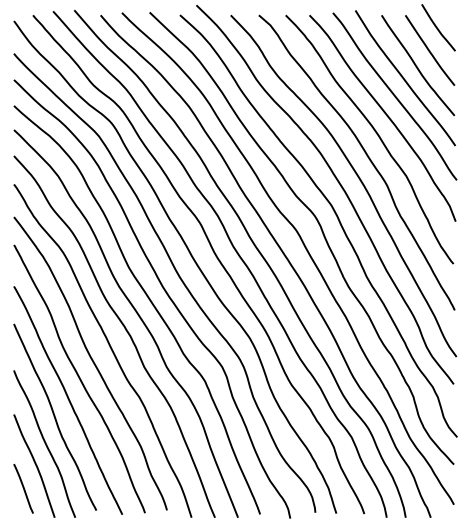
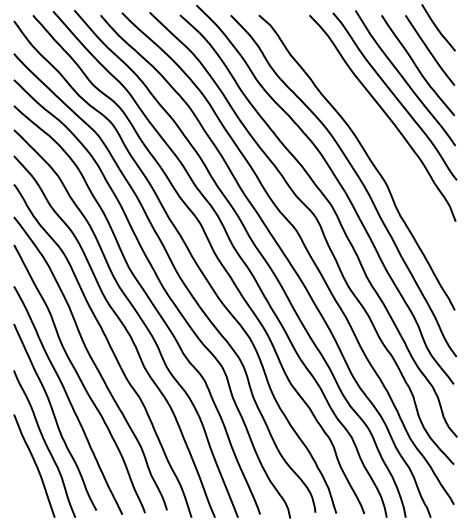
curve: present -> none (376, 134)
line: present -> none (23, 488)
